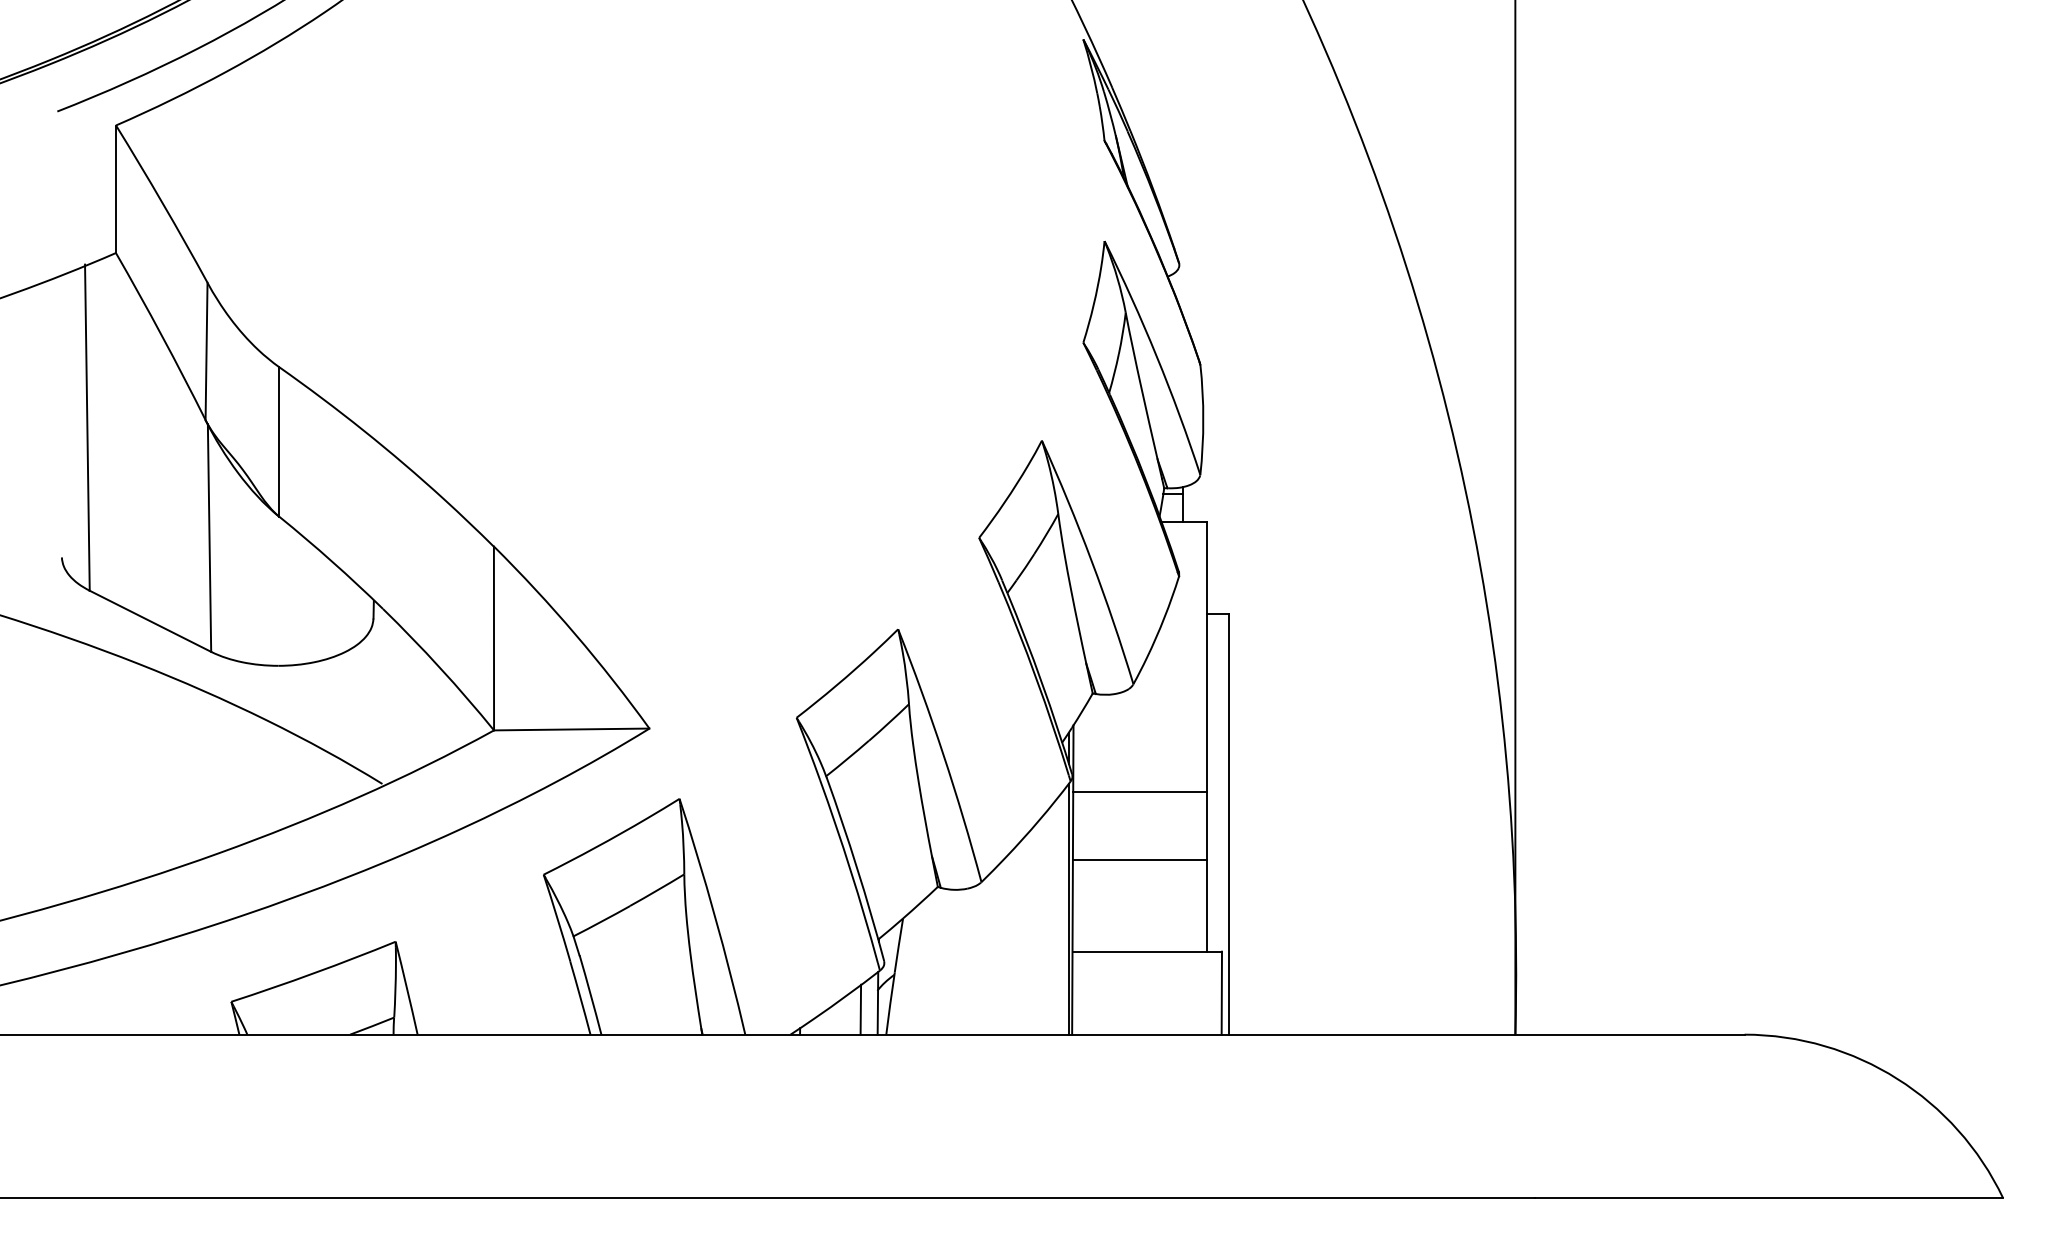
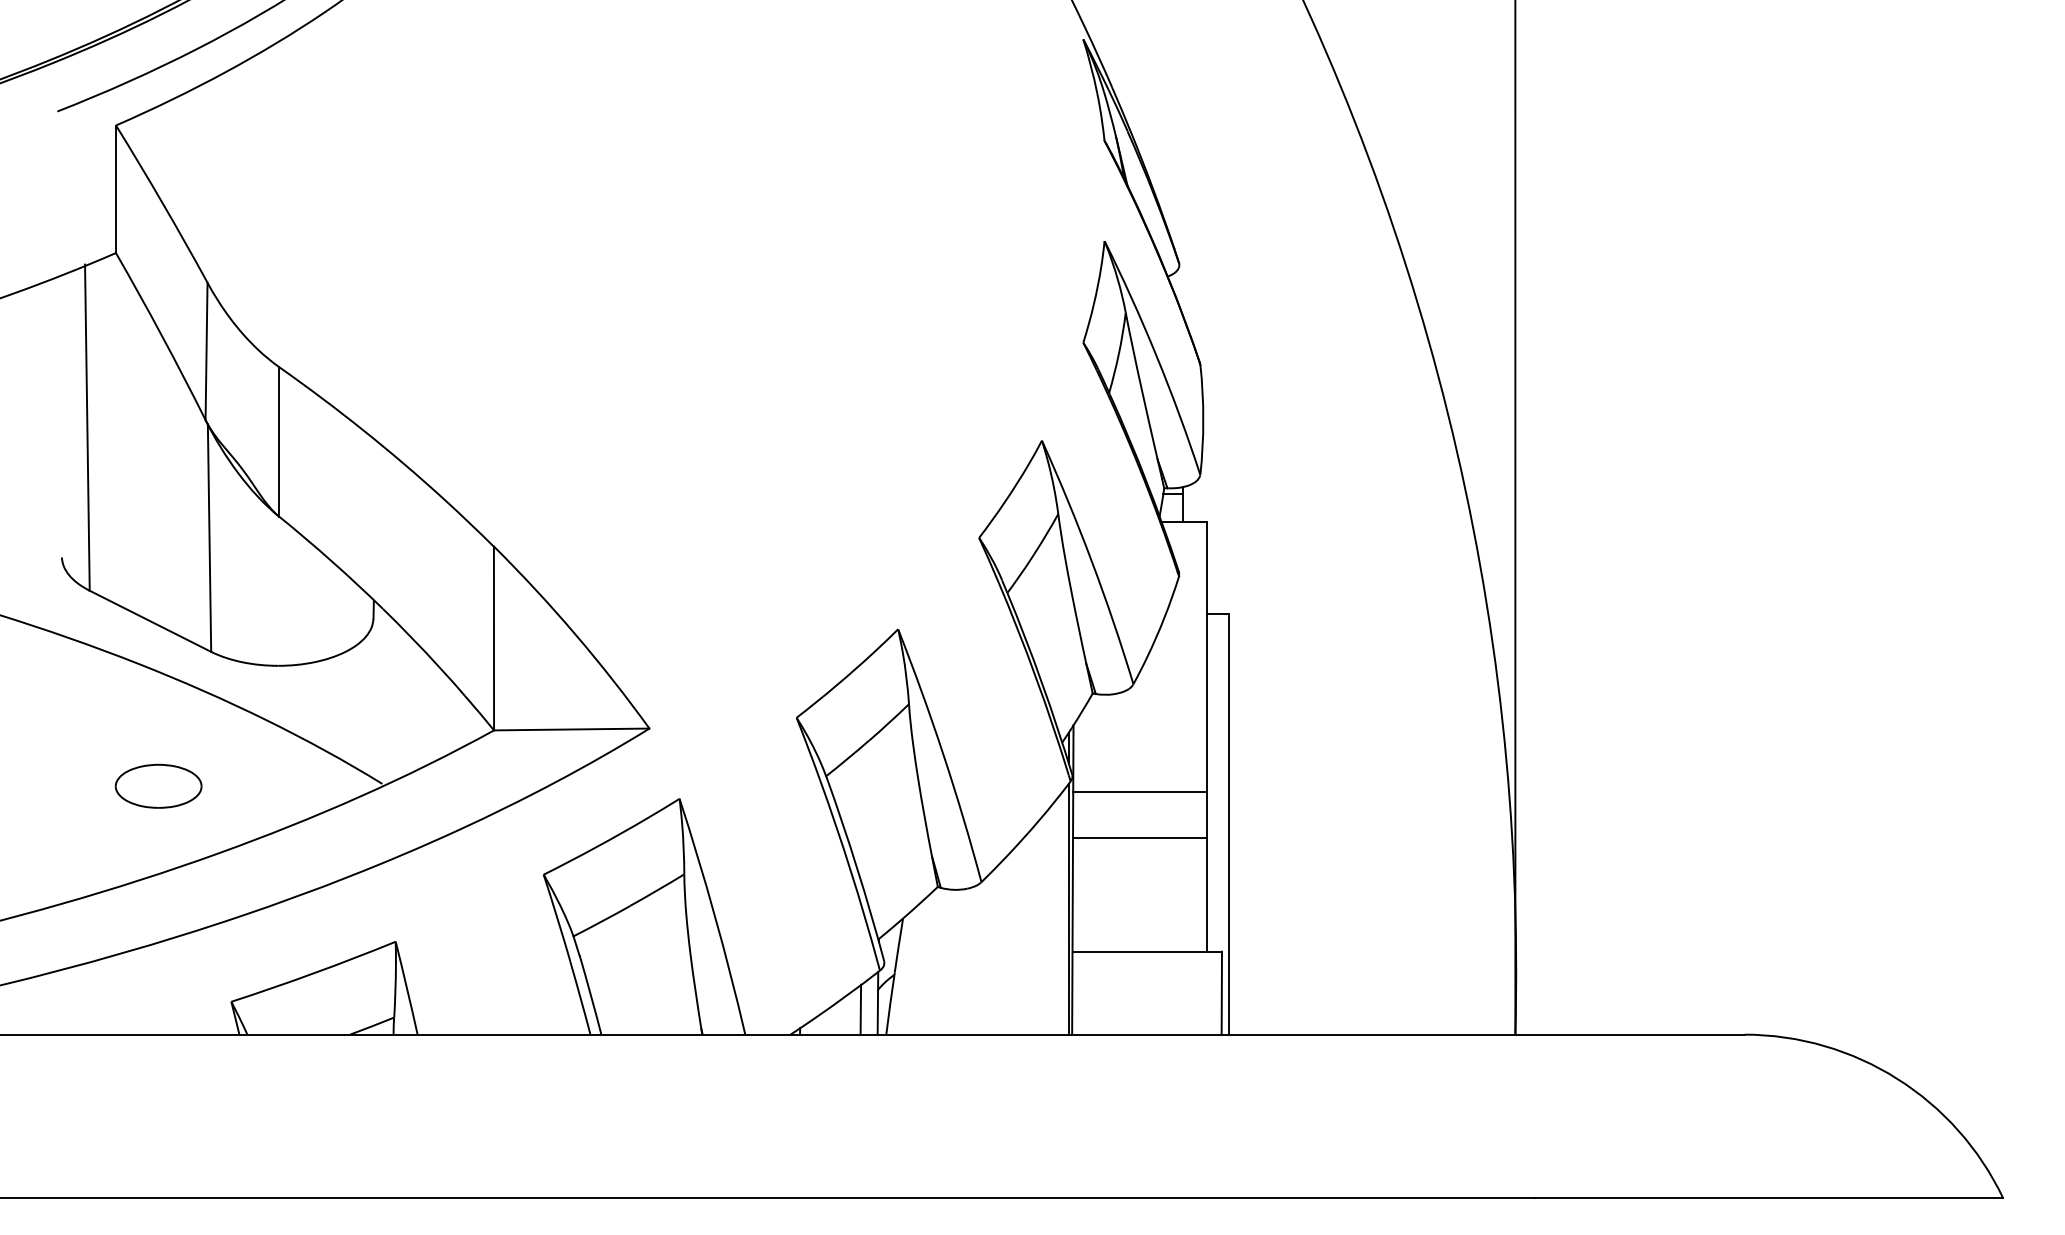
part: none -> present (158, 785)
line position: (1139, 859) -> (1139, 837) (1139, 837)
